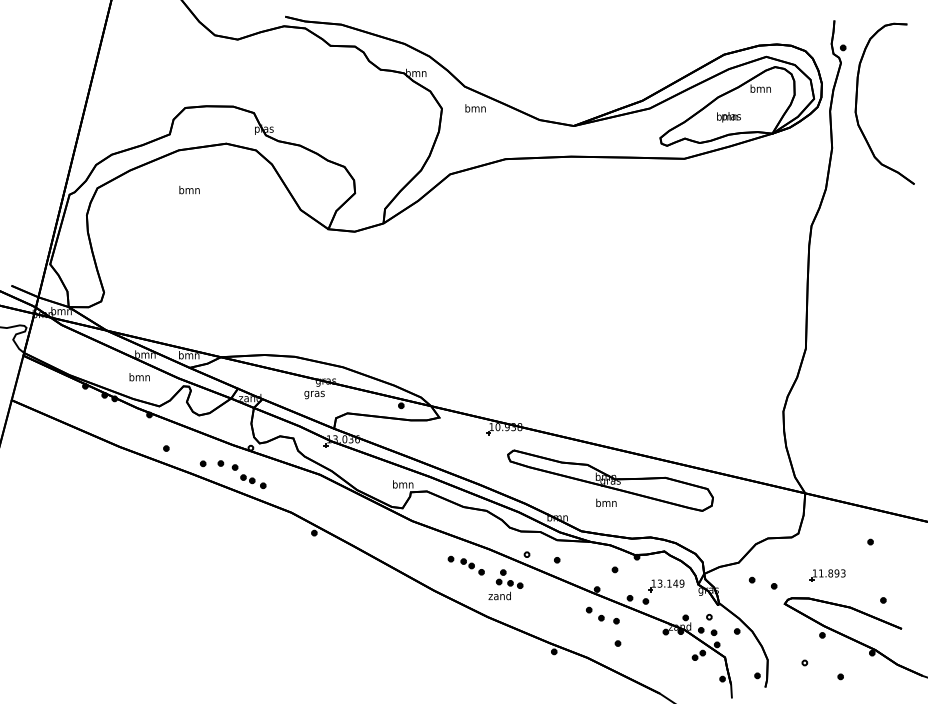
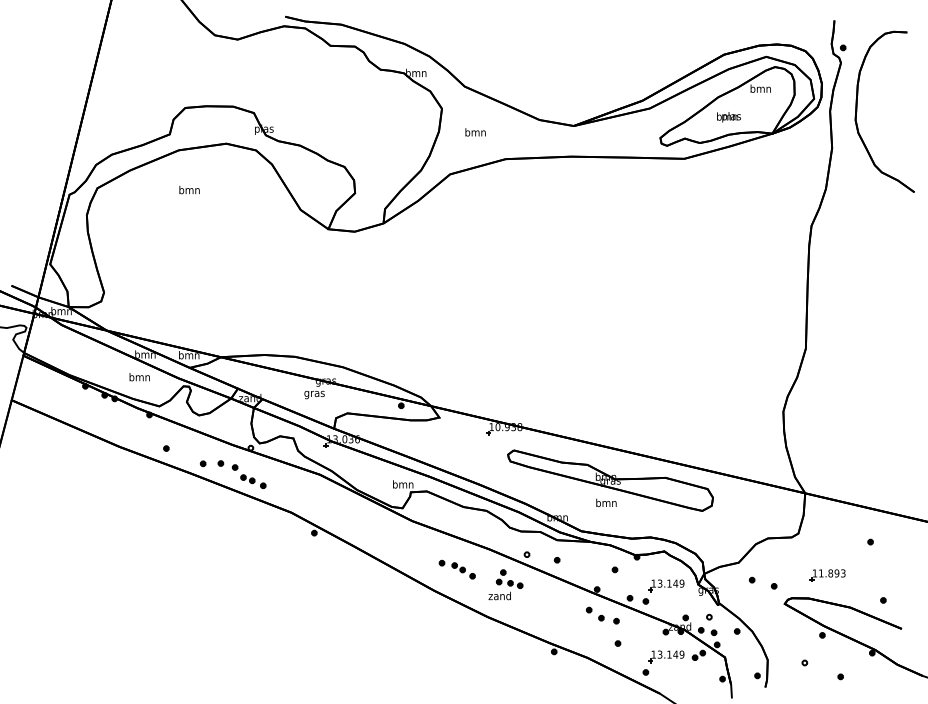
part position: (857, 103) -> (857, 111) (857, 111)
text position: (475, 108) -> (475, 132) (475, 132)
part position: (465, 565) -> (456, 569) (456, 569)
part: none -> present (663, 662)
